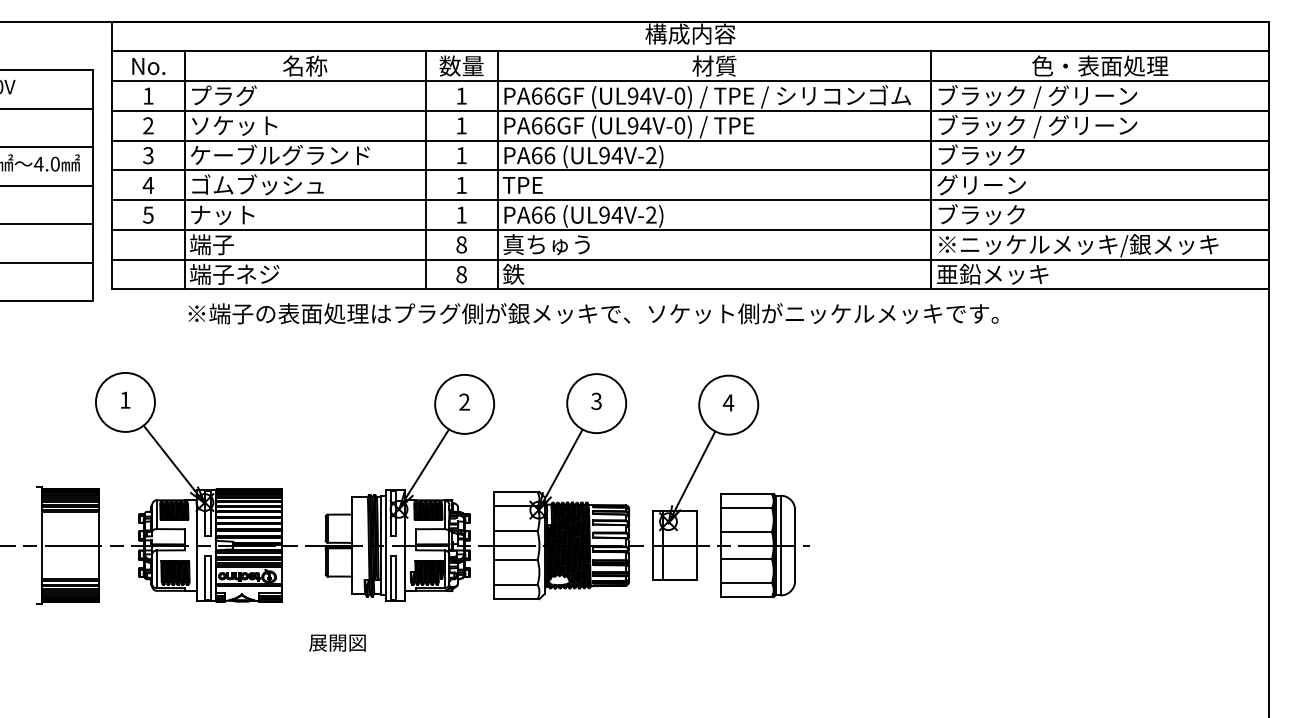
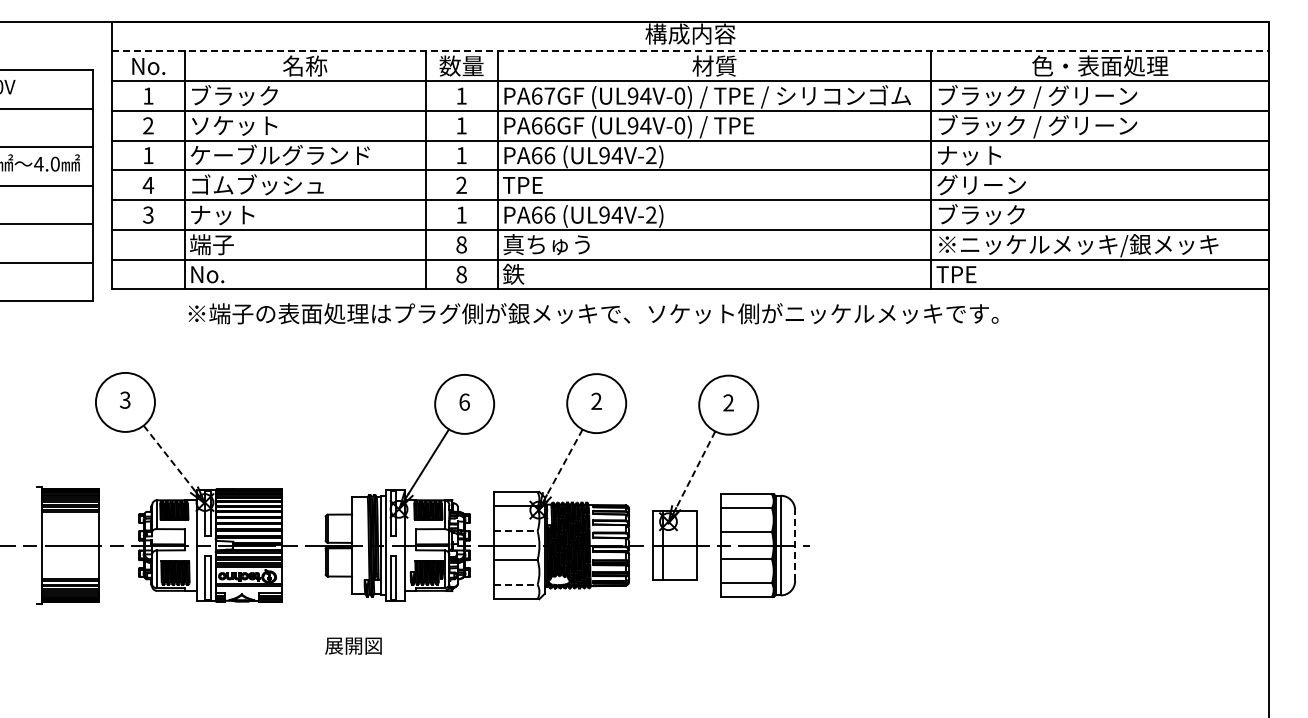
line: solid -> dashed (691, 51)
text: プラグ -> ブラック (241, 95)
text: PA66GF -> PA67GF (549, 95)
text: ブラック -> ナット (981, 154)
text: 3 -> 1 (148, 155)
text: 1 -> 2 (461, 184)
text: 5 -> 3 (148, 214)
text: 端子ネジ -> No. (234, 273)
text: 亜鉛メッキ -> TPE (992, 273)
text: 1 -> 3 (125, 399)
text: 2 -> 6 (464, 401)
text: 3 -> 2 (596, 401)
text: 4 -> 2 (728, 402)
line: solid -> dashed (169, 458)
line: solid -> dashed (564, 462)
line: solid -> dashed (695, 470)
line: solid -> dashed (515, 531)
line: solid -> dashed (795, 545)
line: solid -> dashed (515, 584)
text position: (337, 642) -> (353, 645) (353, 645)
